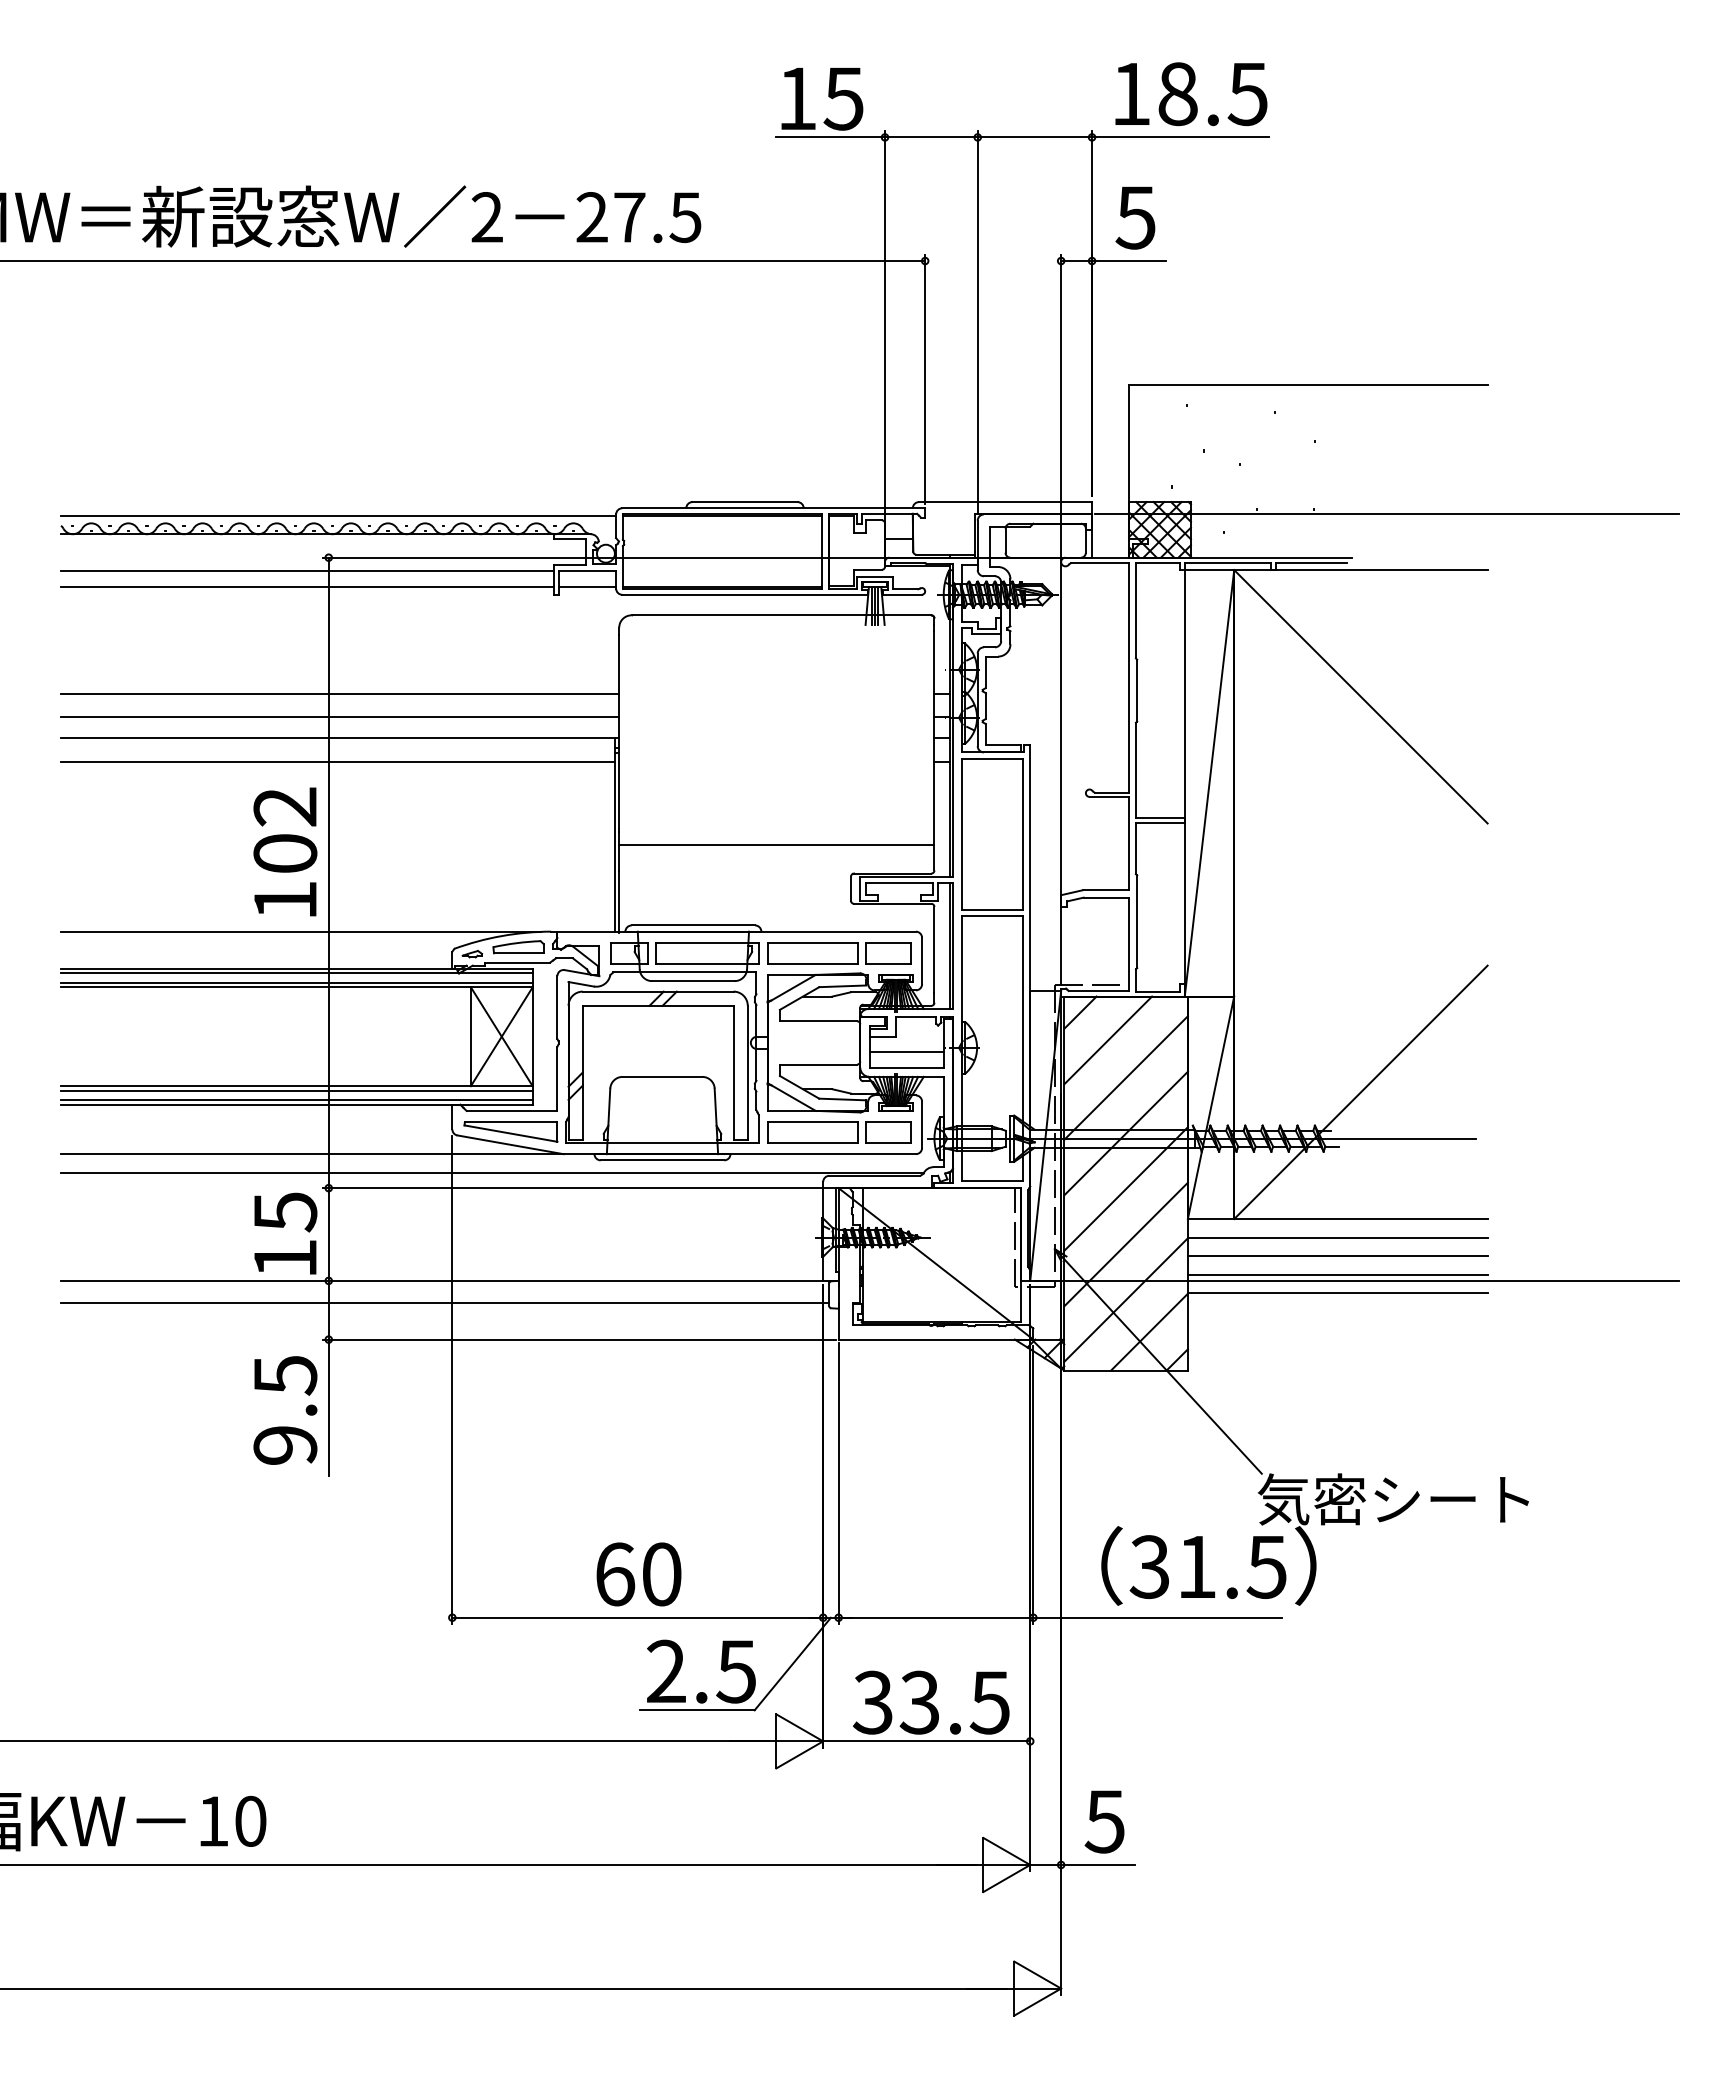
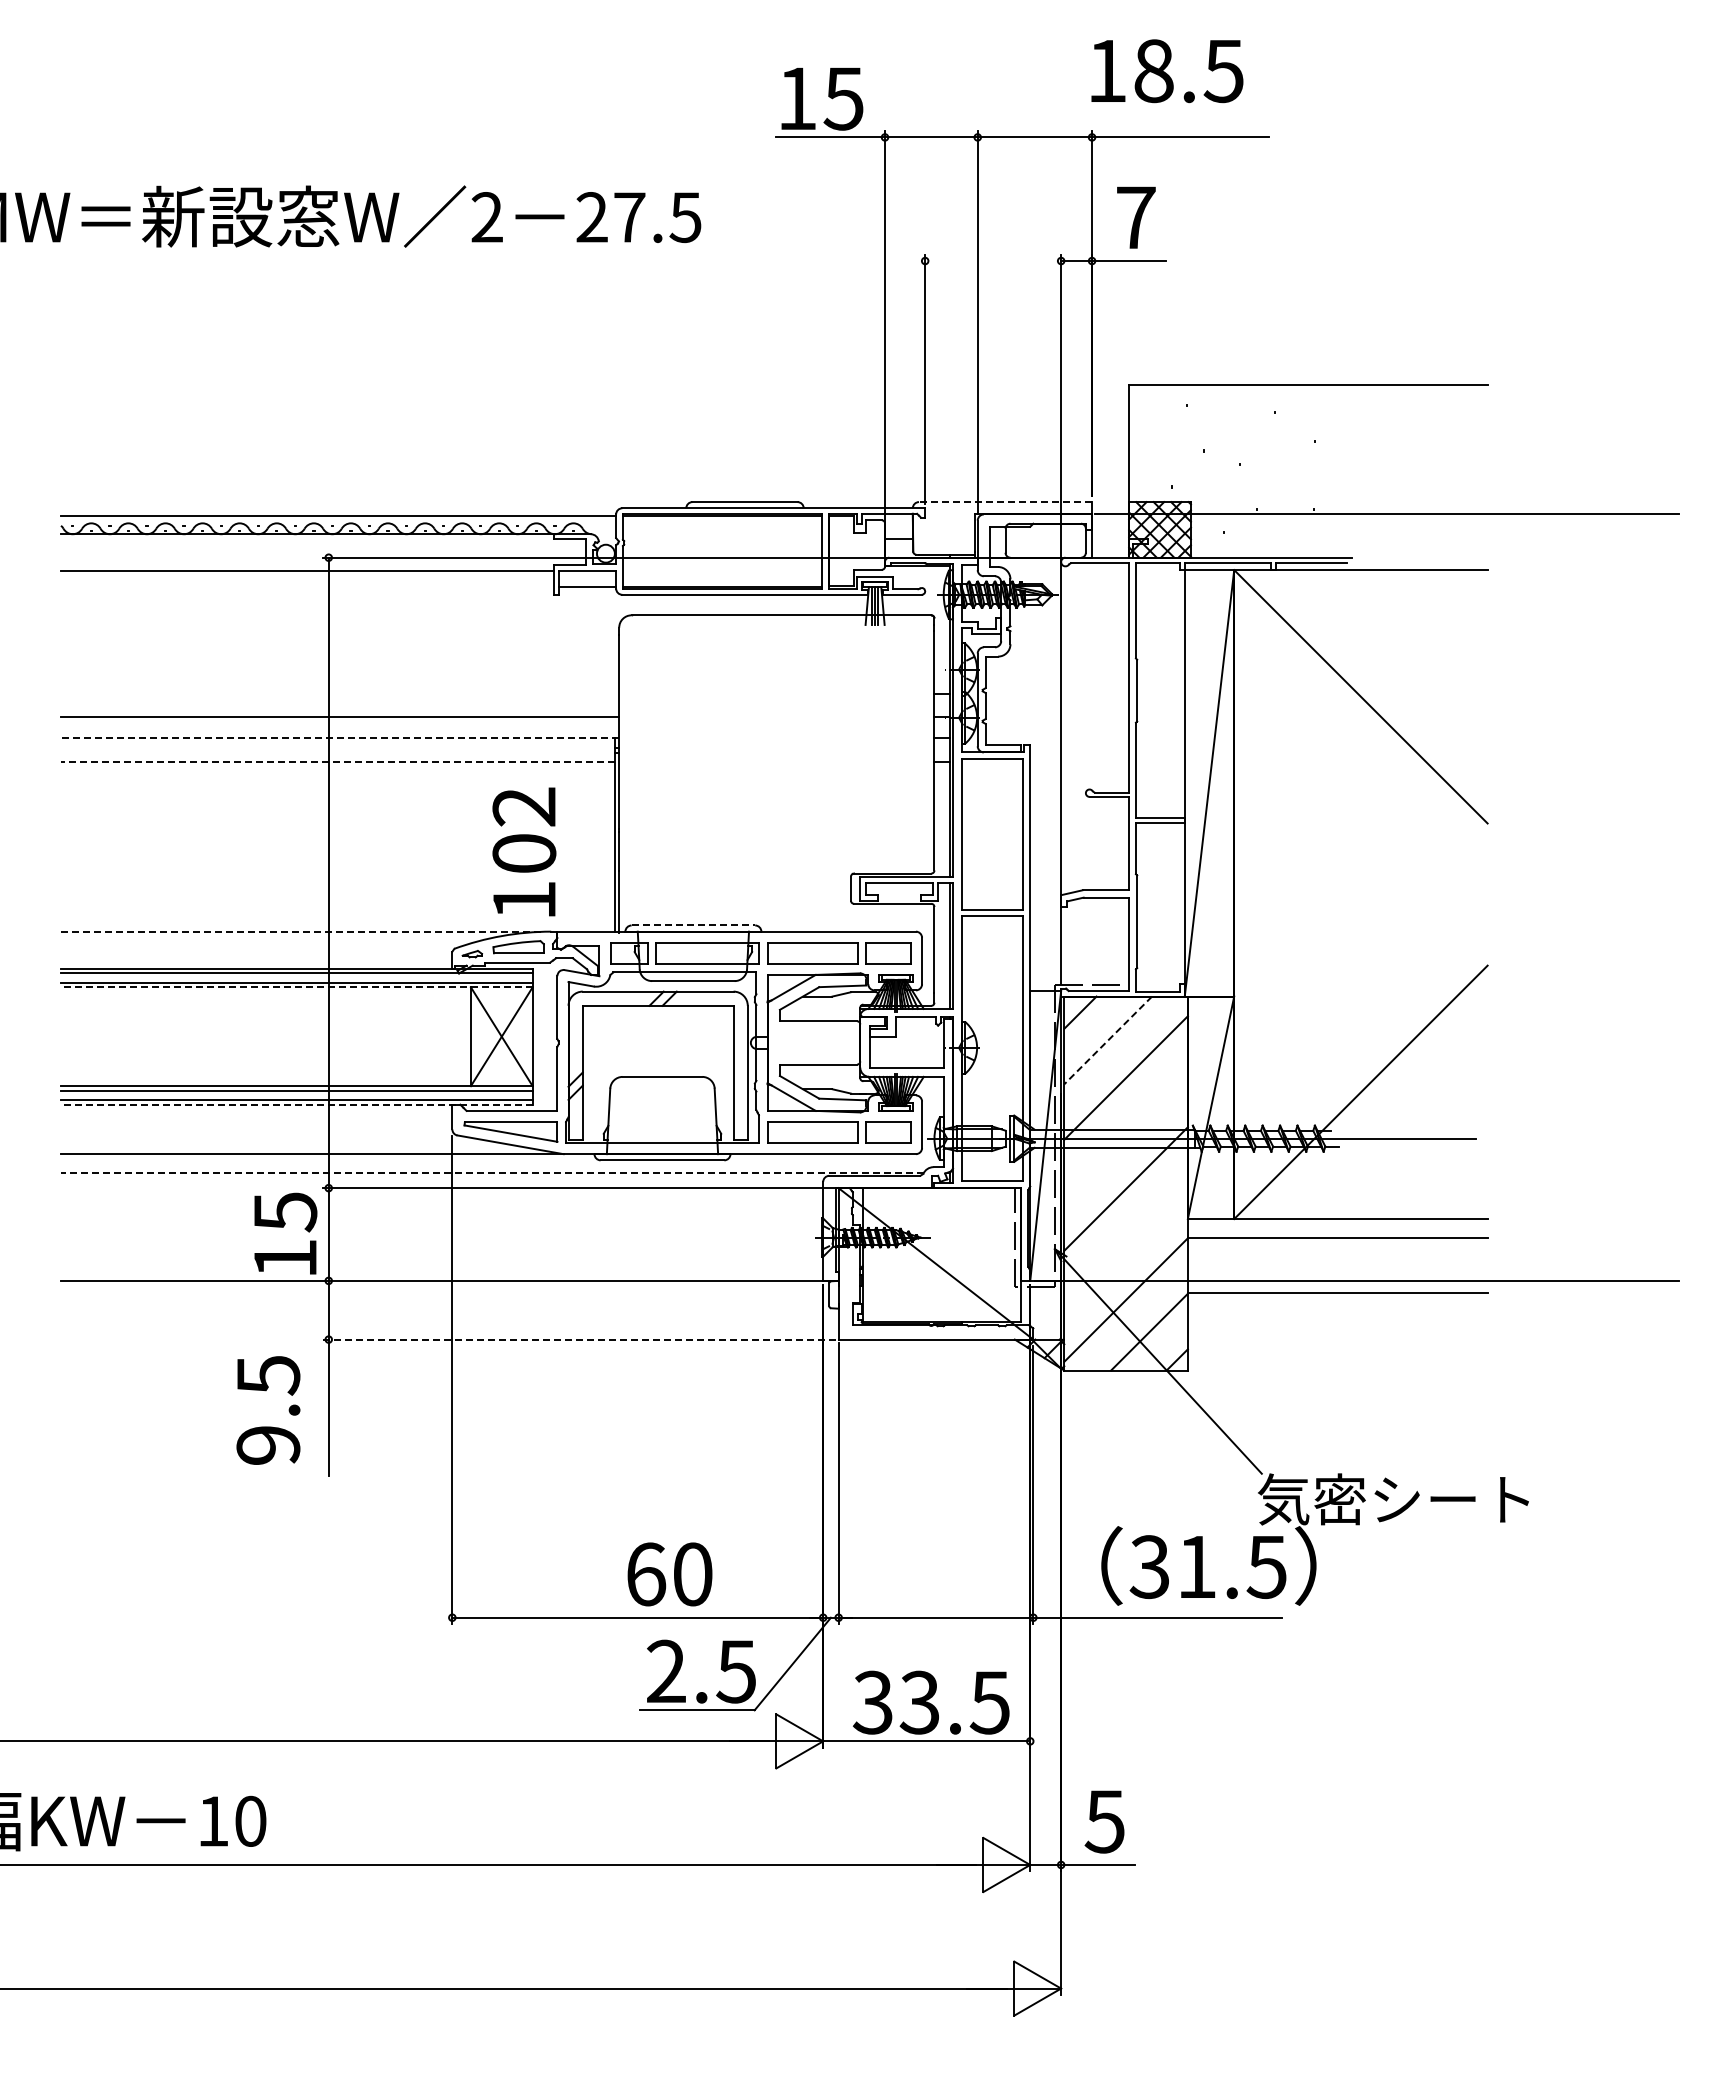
text position: (1191, 94) -> (1167, 71) (1167, 71)
text: 5 -> 7 (1135, 217)
line: present -> none (463, 261)
line: solid -> dashed (1005, 502)
line: present -> none (307, 586)
line: present -> none (340, 693)
line: solid -> dashed (339, 738)
line: solid -> dashed (337, 761)
line: present -> none (776, 845)
text position: (285, 851) -> (524, 851) (524, 851)
line: solid -> dashed (693, 925)
line: solid -> dashed (300, 931)
line: solid -> dashed (296, 987)
line: solid -> dashed (1107, 1040)
line: present -> none (906, 1052)
line: solid -> dashed (296, 1104)
line: present -> none (1125, 1133)
line: solid -> dashed (491, 1172)
line: present -> none (1125, 1244)
line: present -> none (1337, 1256)
line: present -> none (1337, 1274)
line: present -> none (445, 1302)
line: solid -> dashed (579, 1339)
text position: (285, 1410) -> (268, 1410) (268, 1410)
text position: (638, 1574) -> (669, 1574) (669, 1574)
